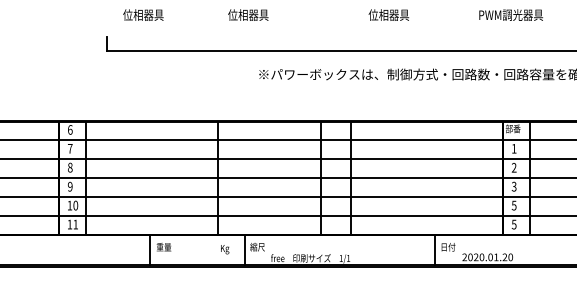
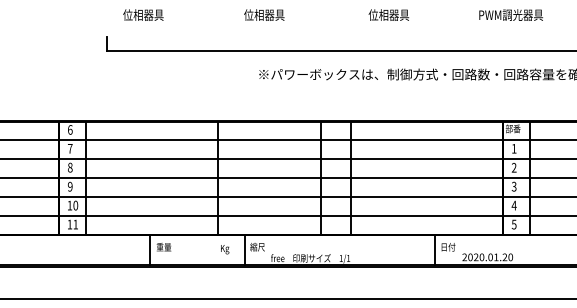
text position: (248, 14) -> (264, 14) (264, 14)
text: 5 -> 4 (513, 205)
line: none -> present (287, 298)
